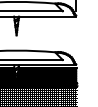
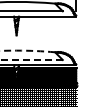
arc: solid -> dashed (27, 50)
line: solid -> dashed (31, 60)
